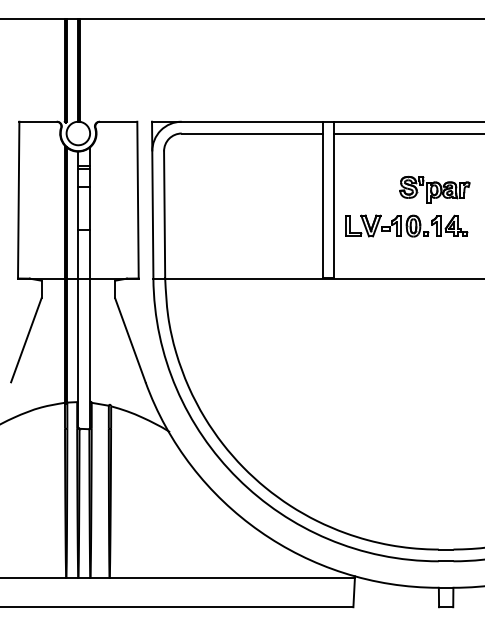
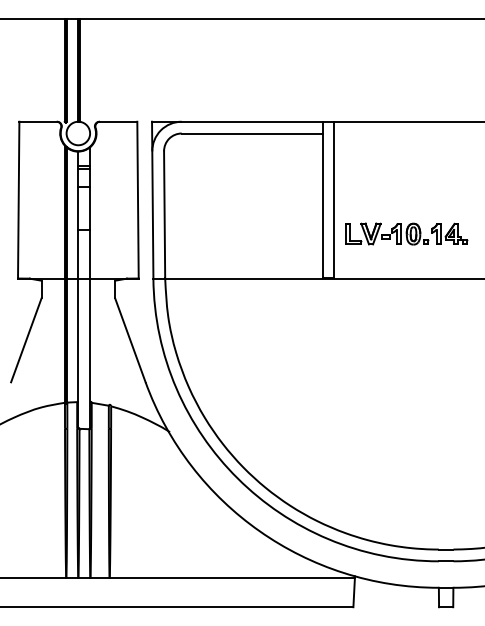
line: present -> none (407, 133)
part: present -> none (434, 189)
part position: (406, 225) -> (406, 233) (406, 233)
